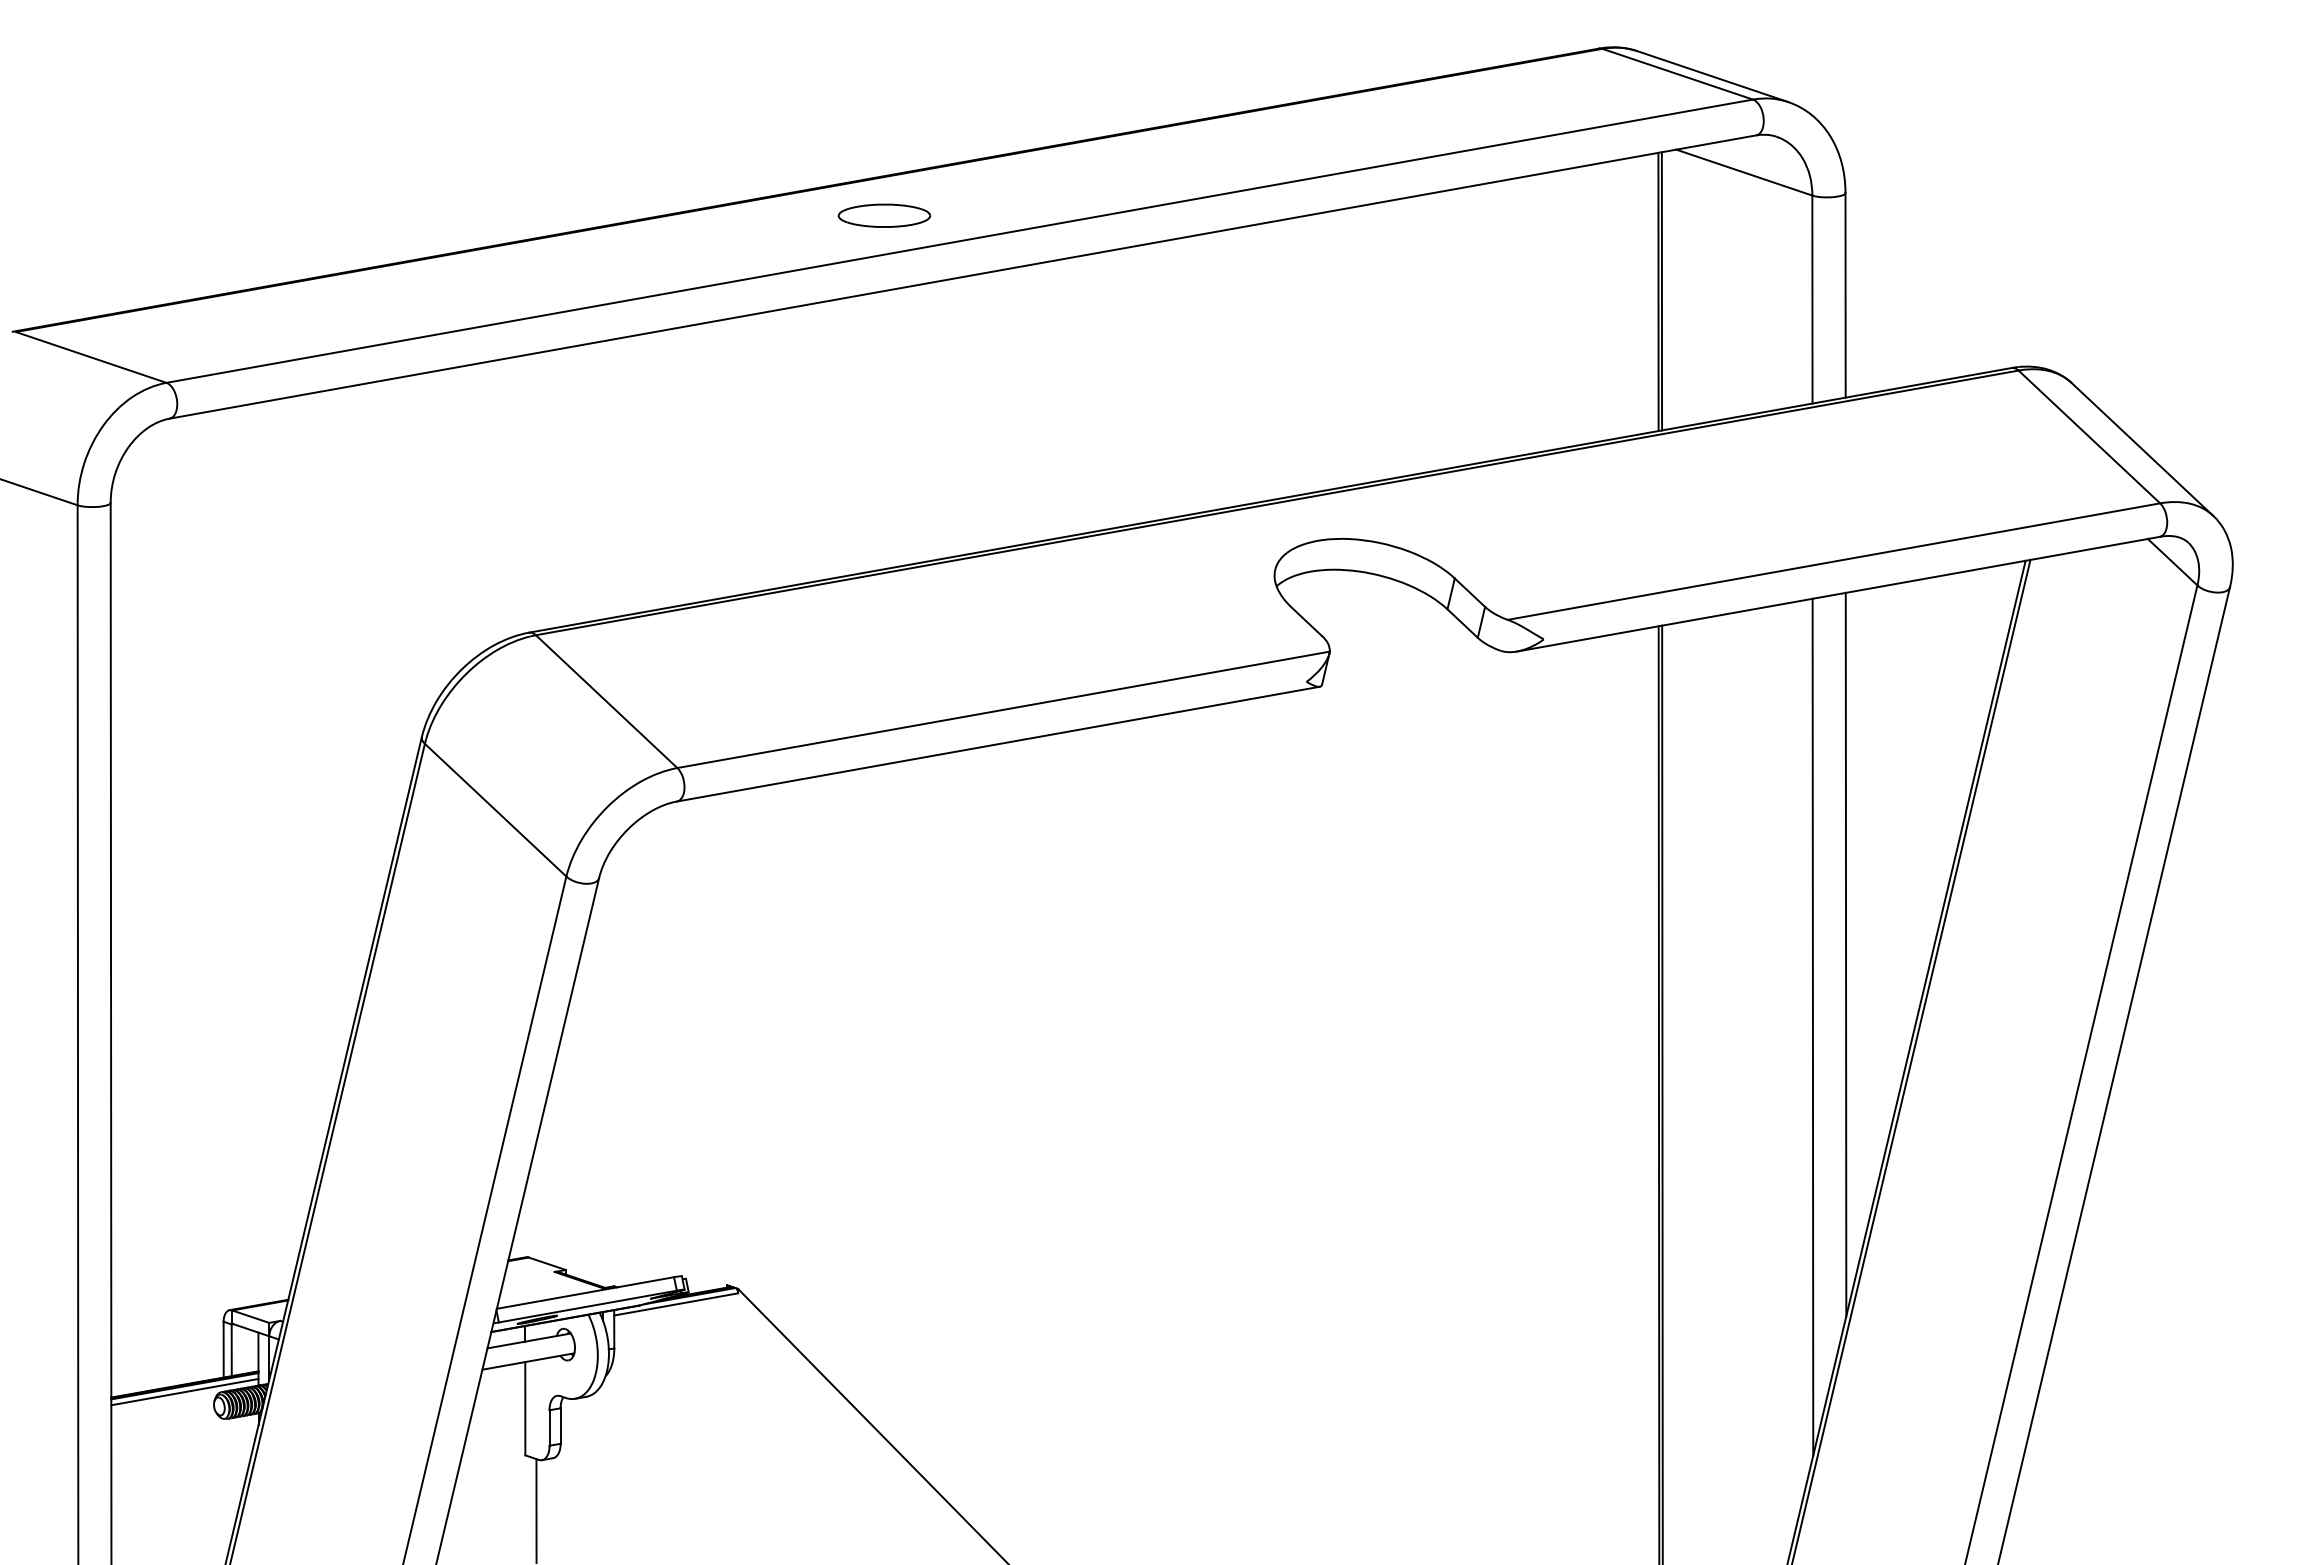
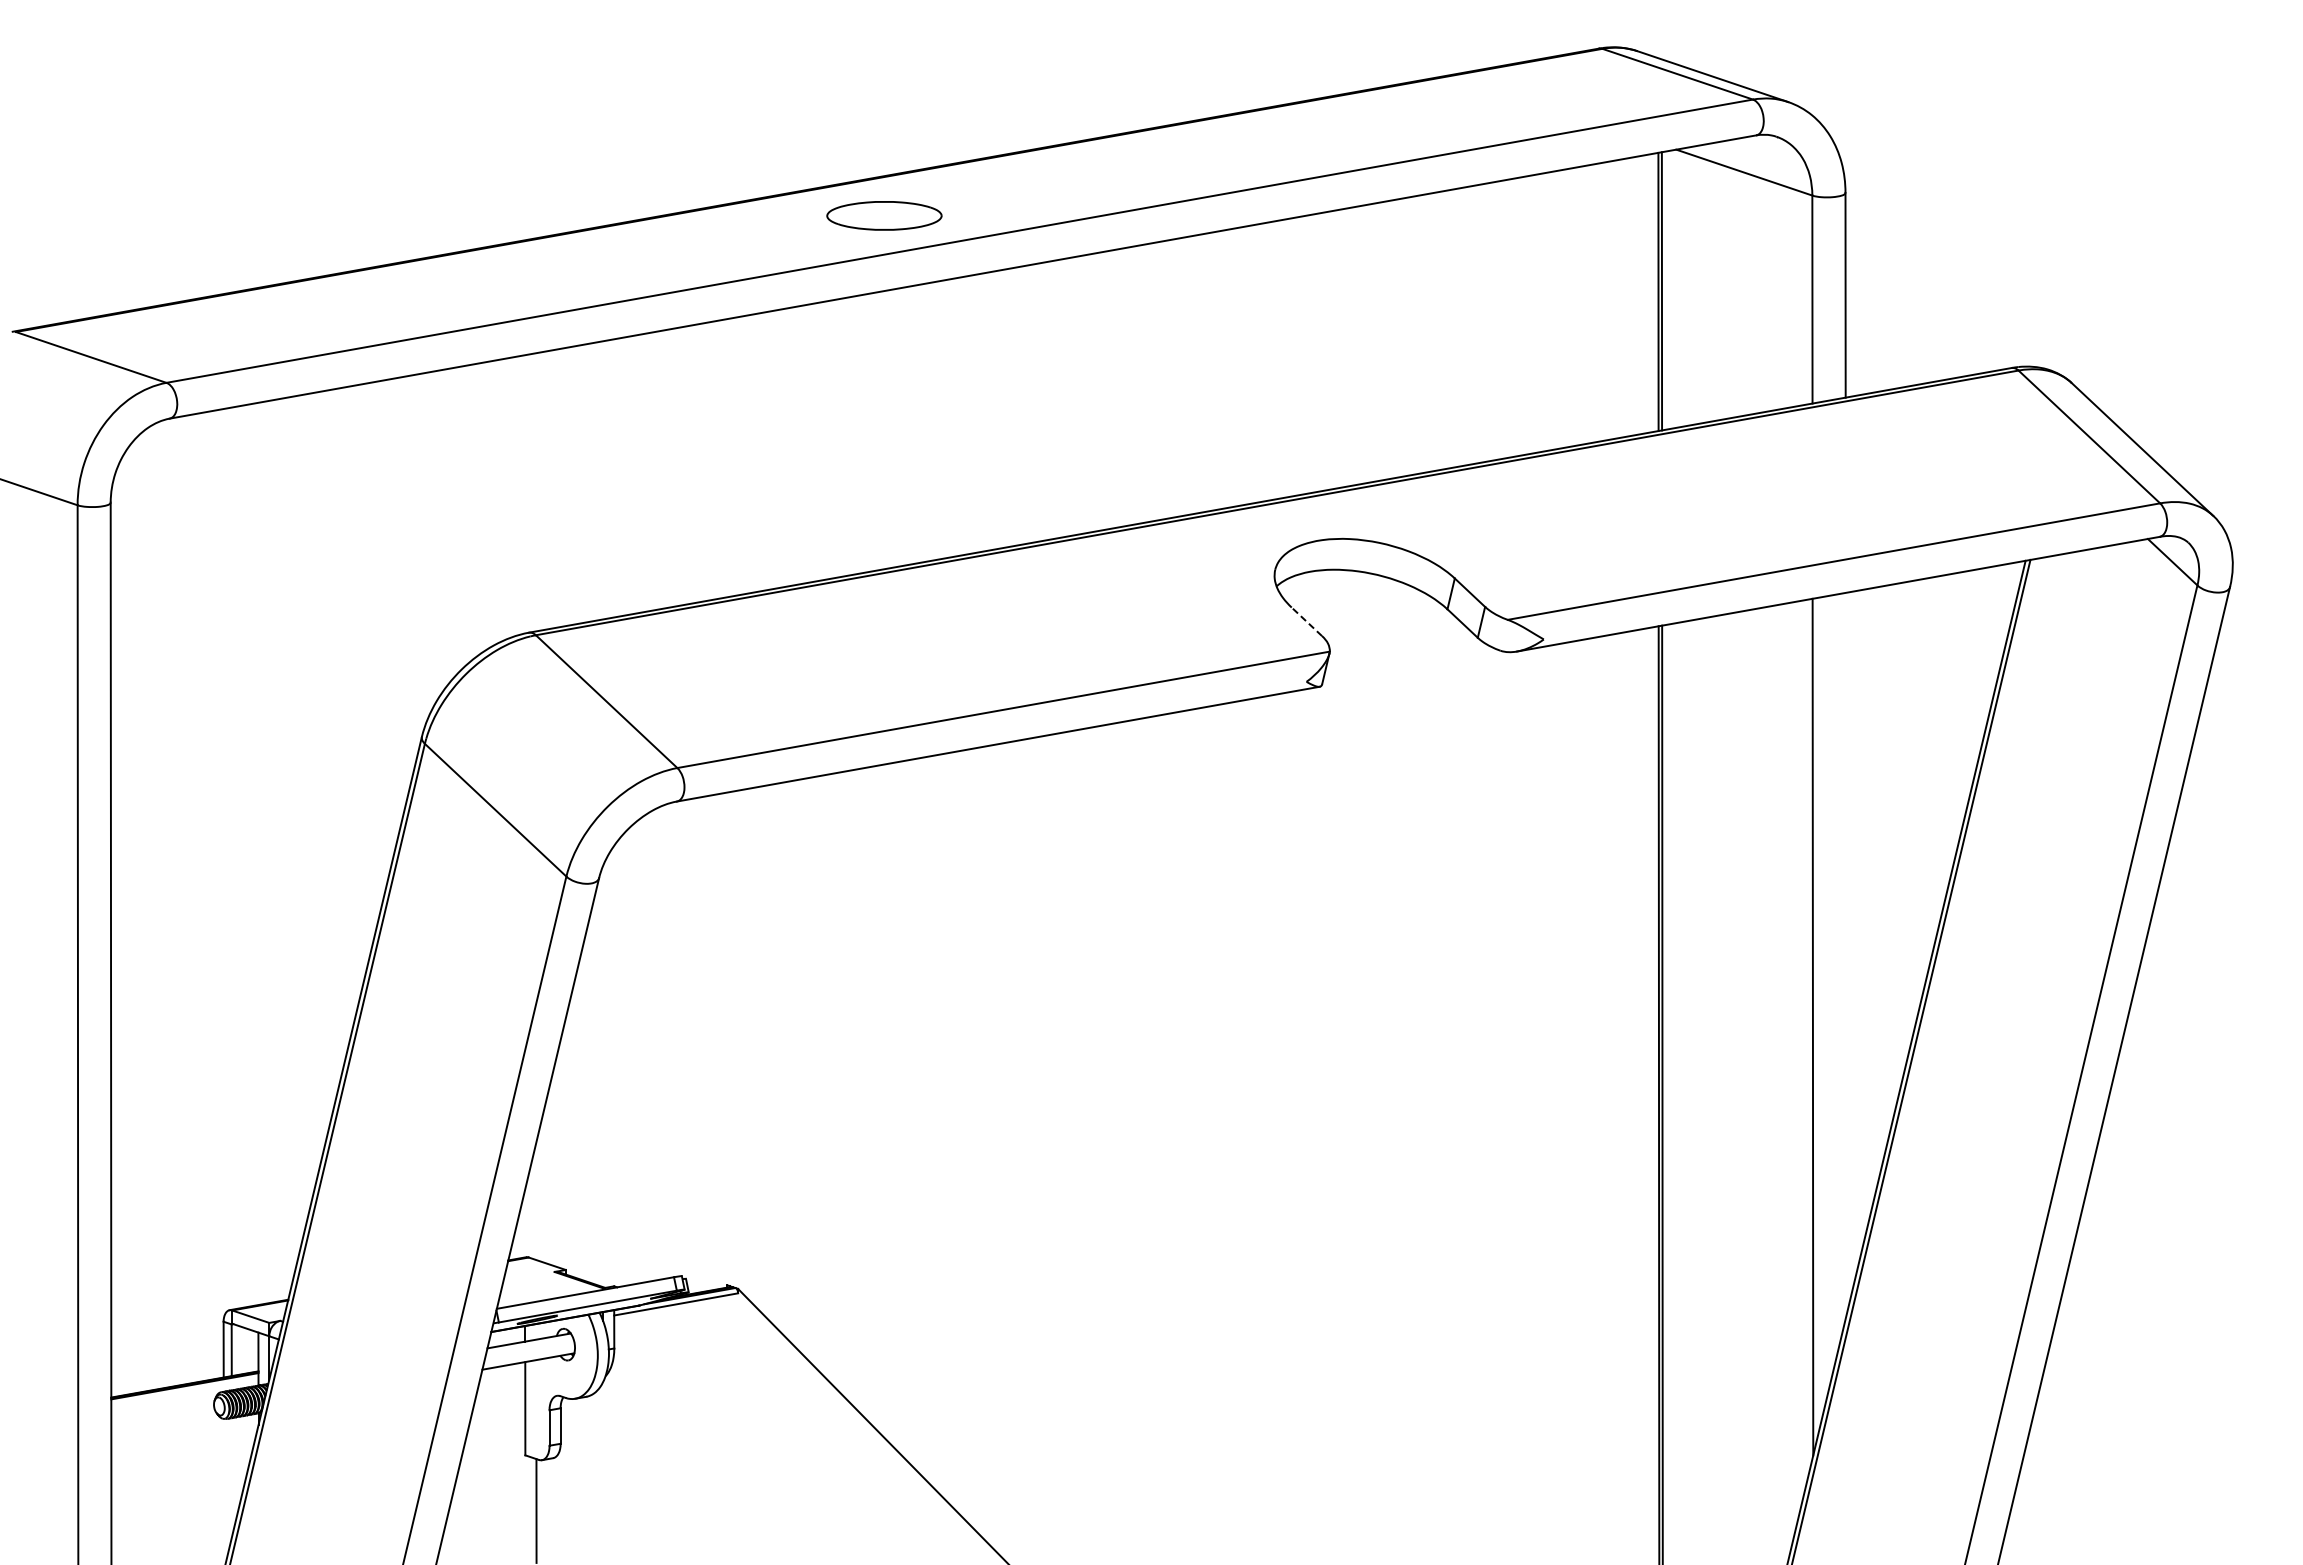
part size: 95x25 px -> 117x30 px (884, 215)
line: solid -> dashed (1306, 621)
line: present -> none (1845, 954)
line: present -> none (184, 1391)
